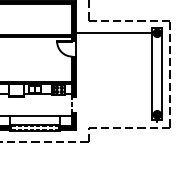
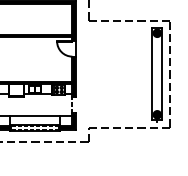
line: present -> none (113, 33)
